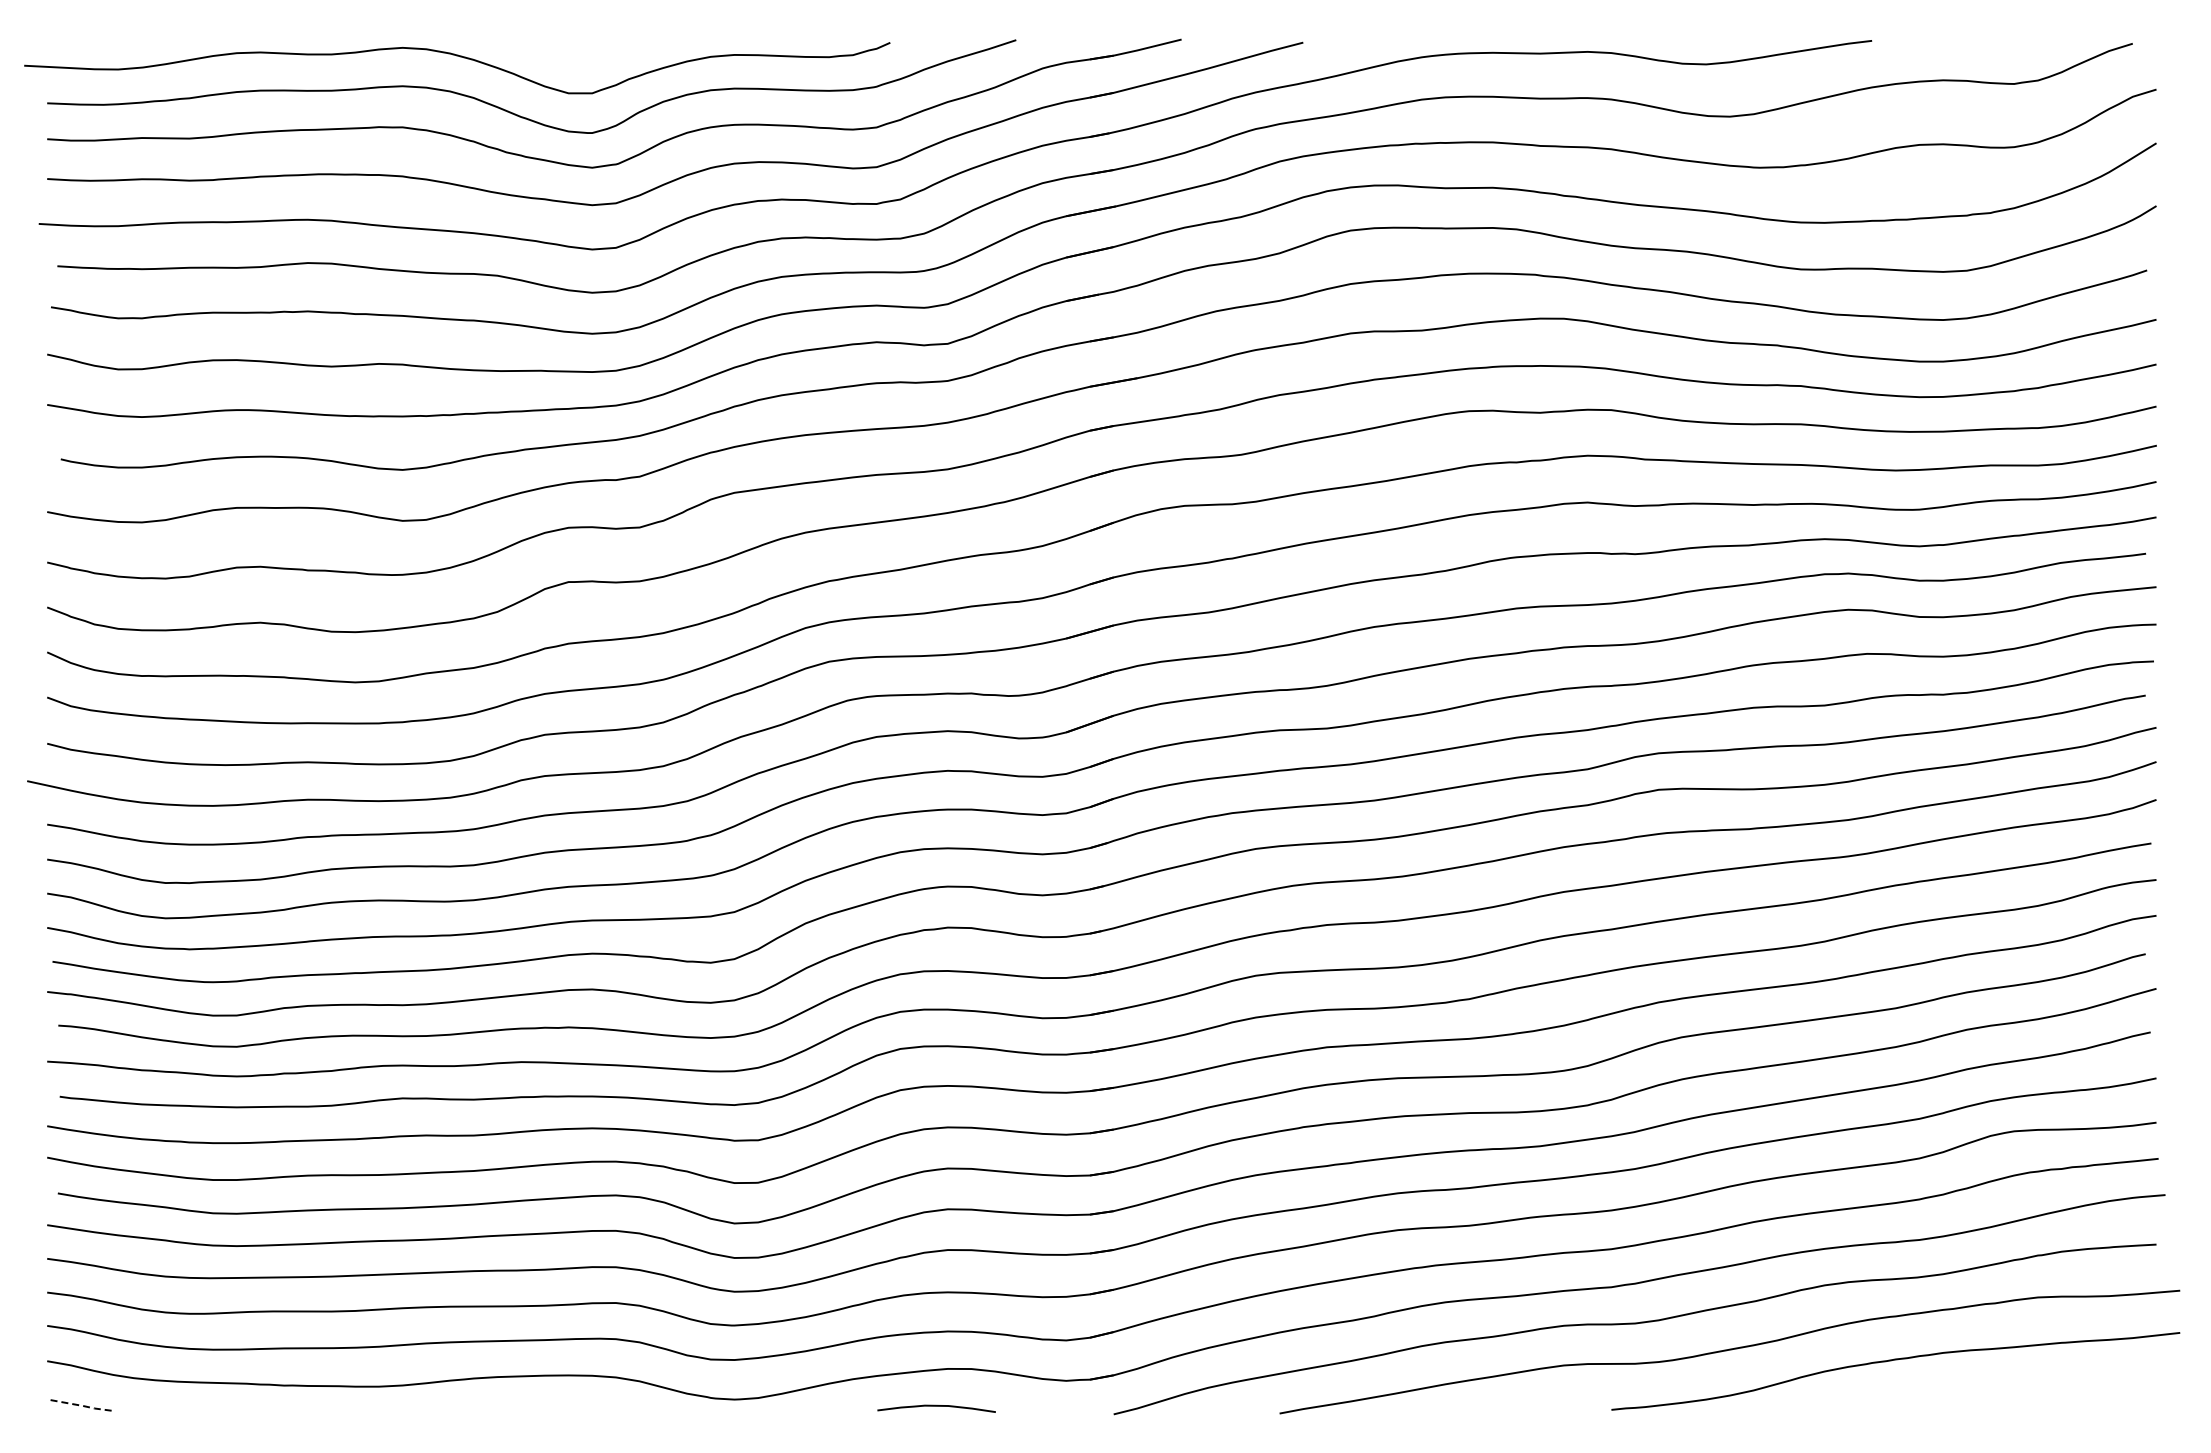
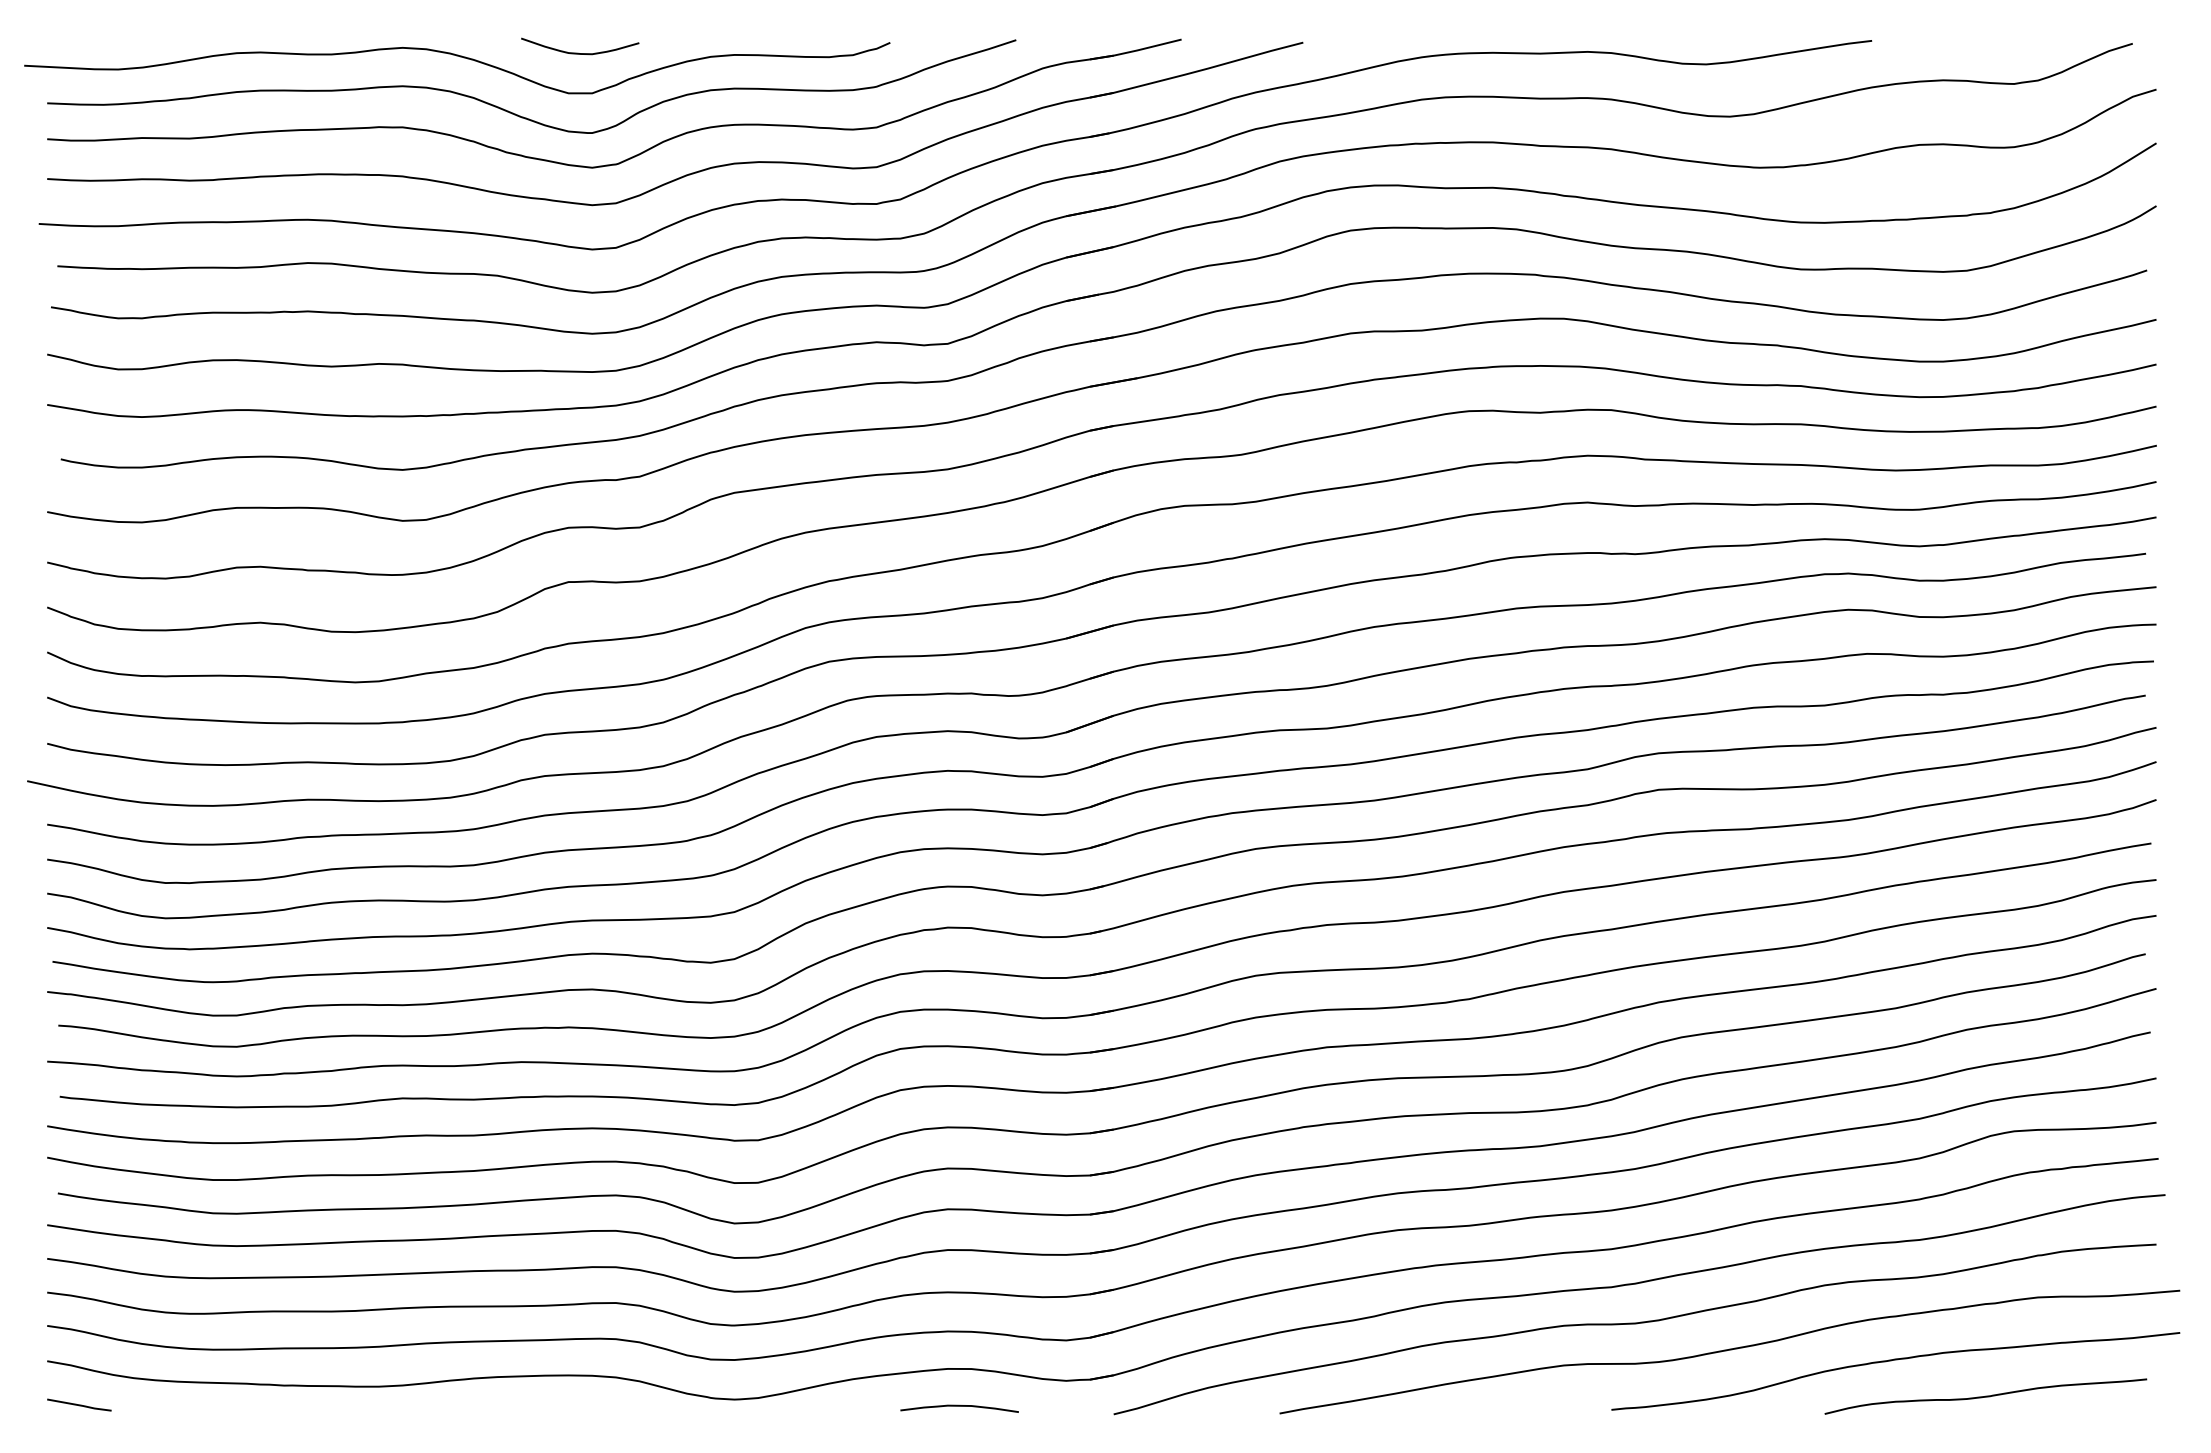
curve: none -> present (578, 52)
curve: none -> present (1985, 1396)
line: dashed -> solid (80, 1405)
curve position: (936, 1406) -> (959, 1406) (959, 1406)
